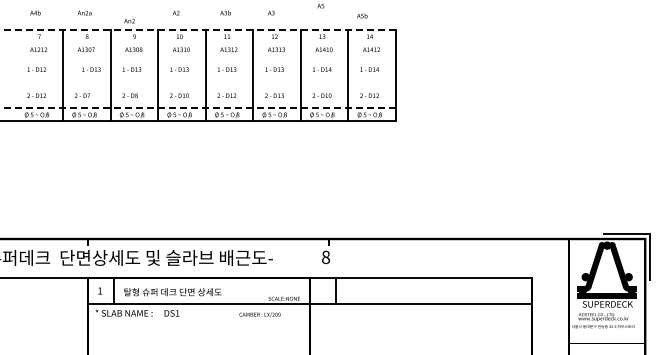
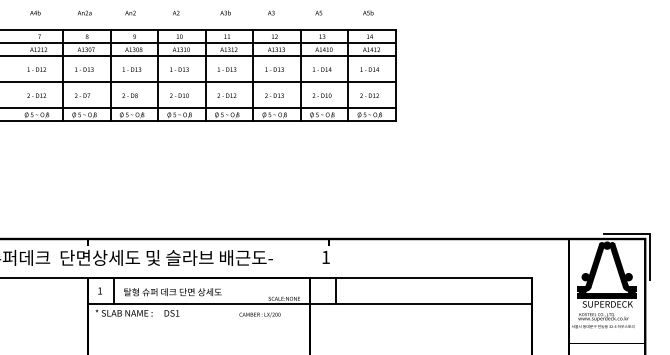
text position: (320, 5) -> (318, 12) (318, 12)
text position: (362, 15) -> (368, 12) (368, 12)
text position: (129, 20) -> (130, 12) (130, 12)
line: dashed -> solid (197, 29)
line: none -> present (198, 42)
line: none -> present (198, 56)
text position: (91, 69) -> (84, 69) (84, 69)
line: none -> present (198, 82)
line: dashed -> solid (198, 108)
text: 8 -> 1 (326, 257)
